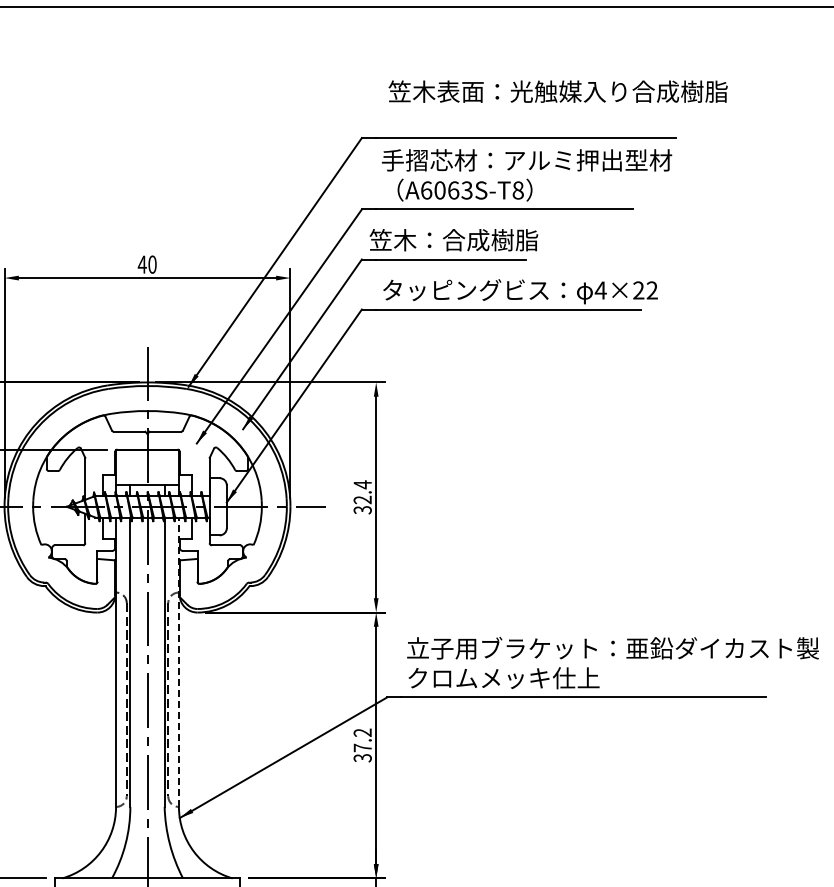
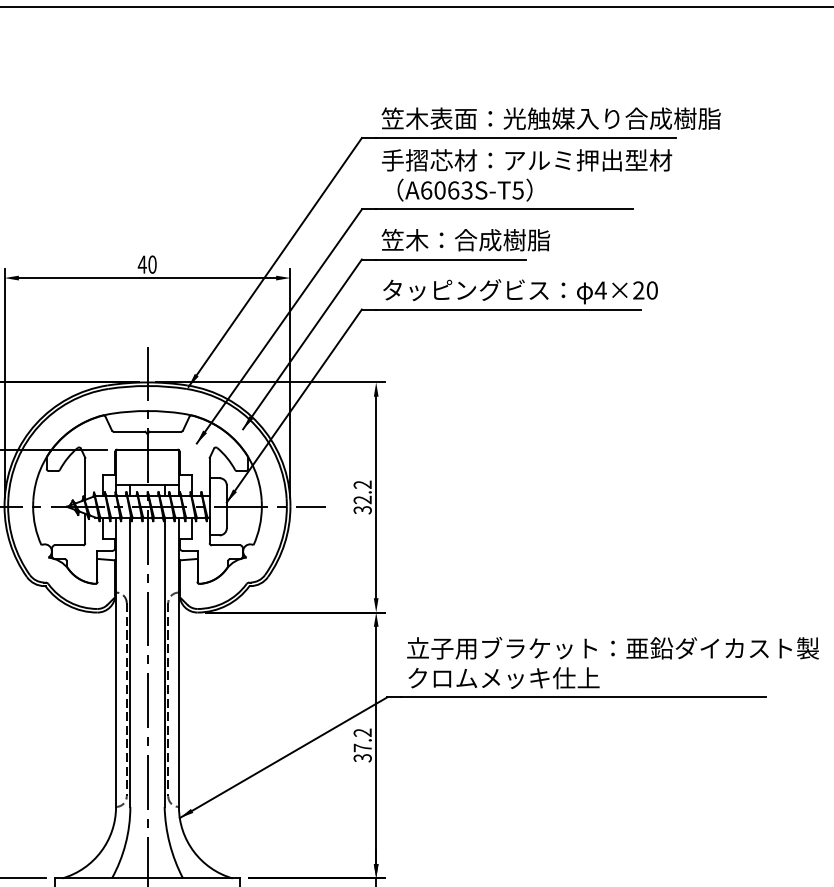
text position: (557, 91) -> (550, 118) (550, 118)
text: A6063S-T8 -> A6063S-T5 (517, 190)
text position: (453, 240) -> (465, 240) (465, 240)
text: 4×22 -> 4×20 (651, 290)
text: 32.4 -> 32.2 (362, 484)
line: dashed -> solid (178, 662)
